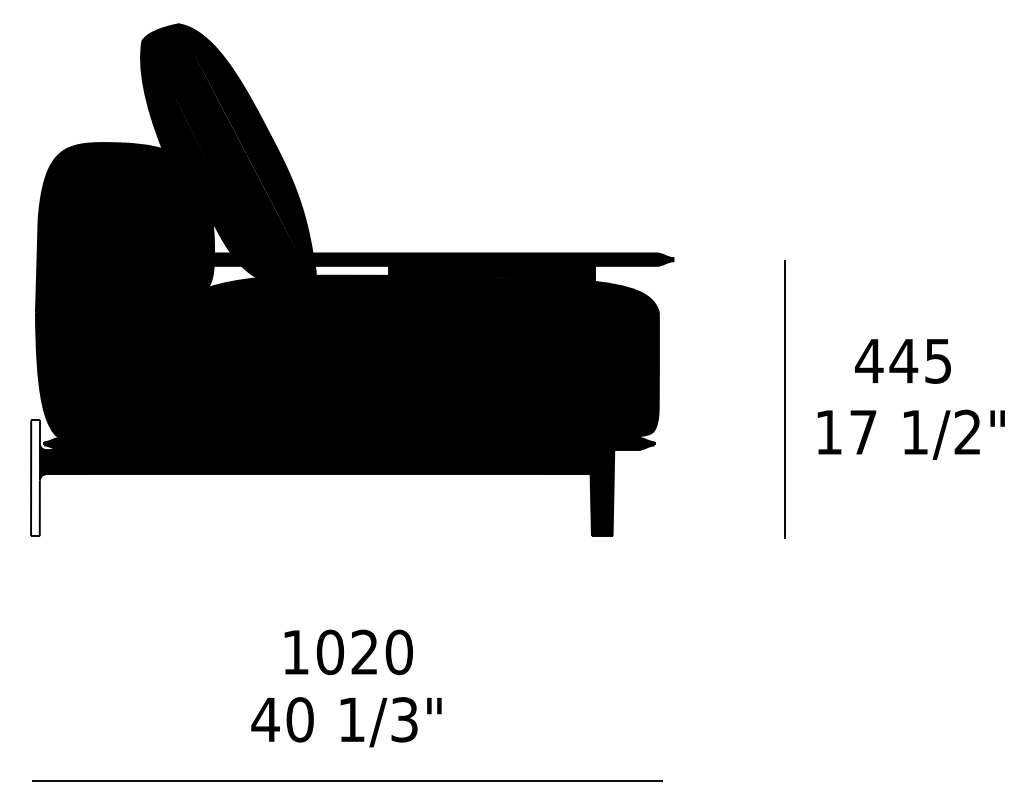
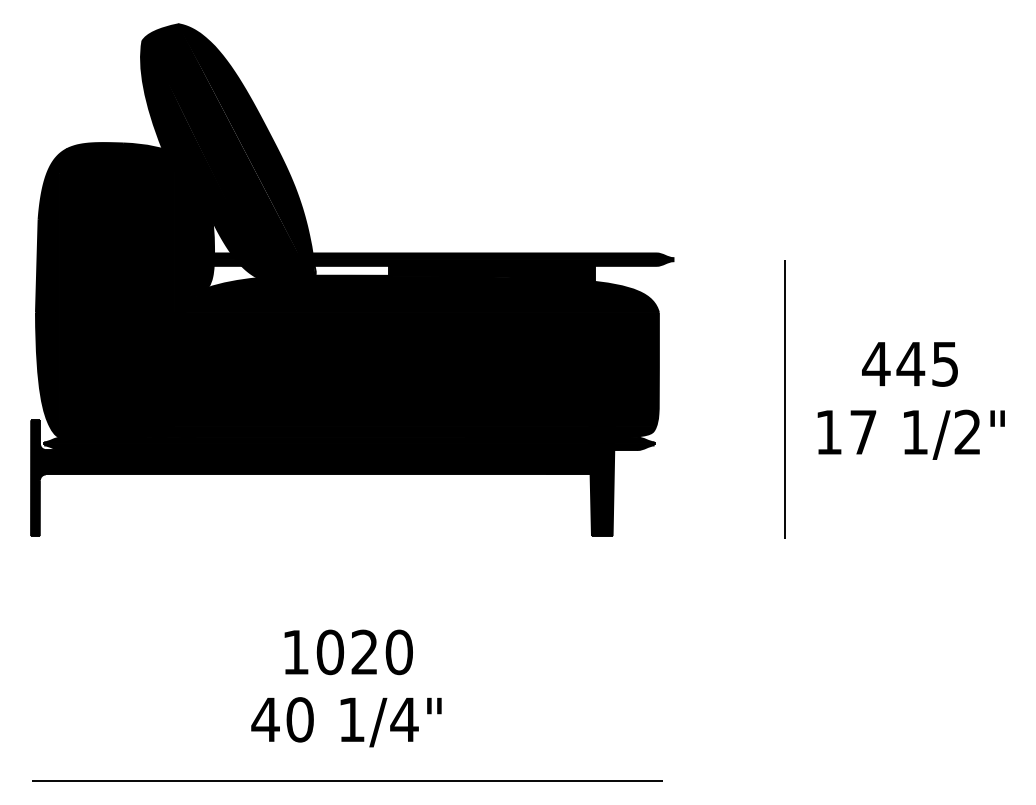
text position: (902, 361) -> (909, 364) (909, 364)
fill: none -> present (35, 478)
text: 1/3" -> 1/4" (404, 719)
